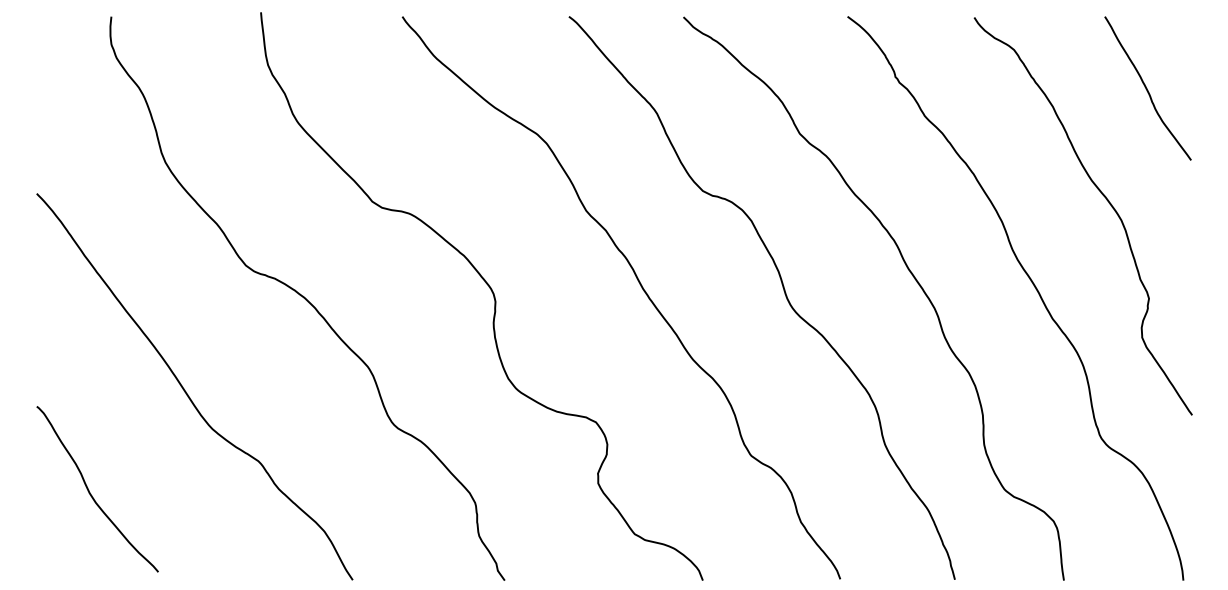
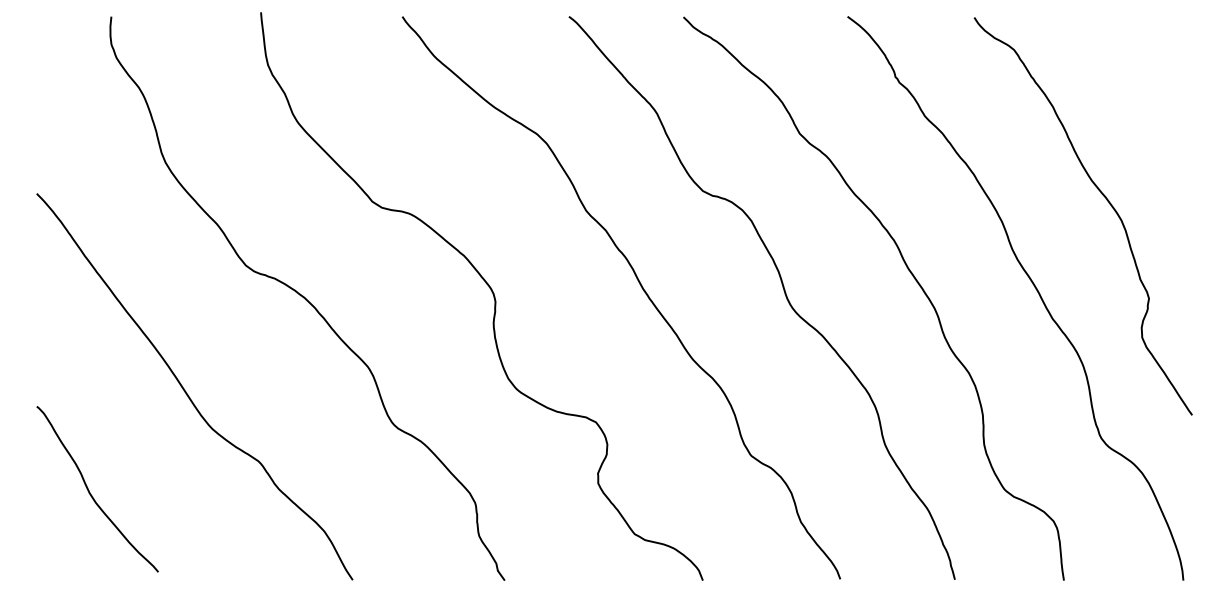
curve: present -> none (1147, 88)
